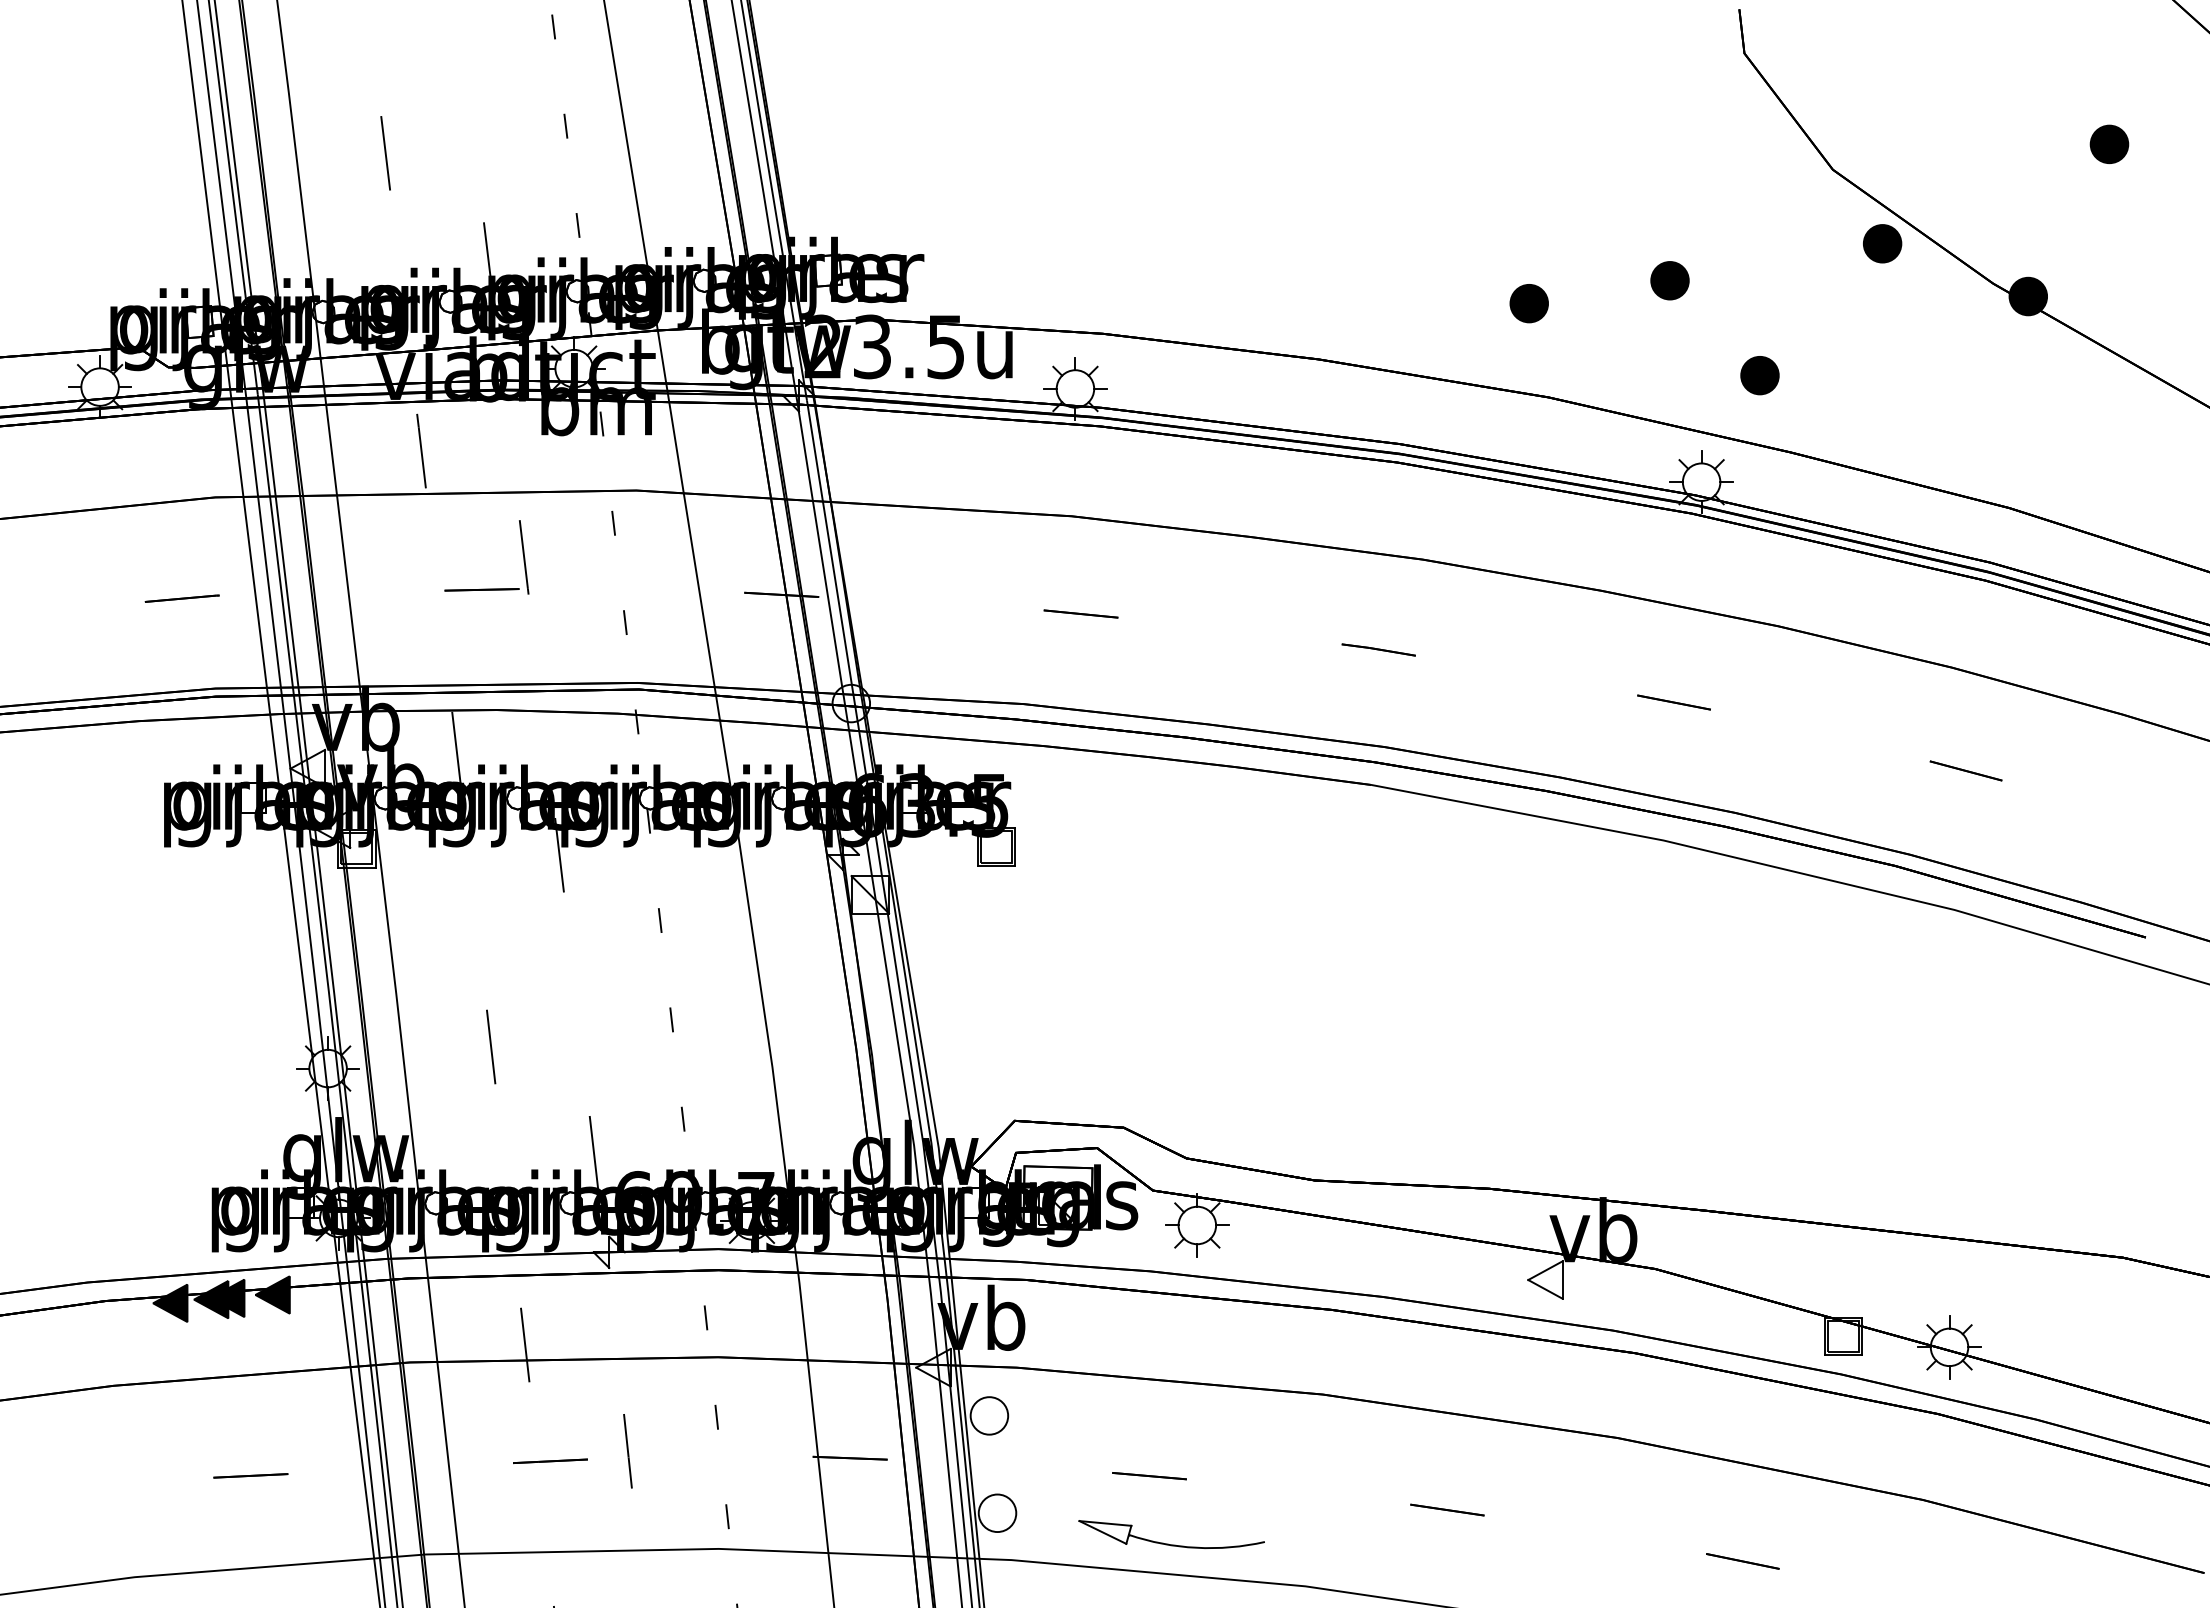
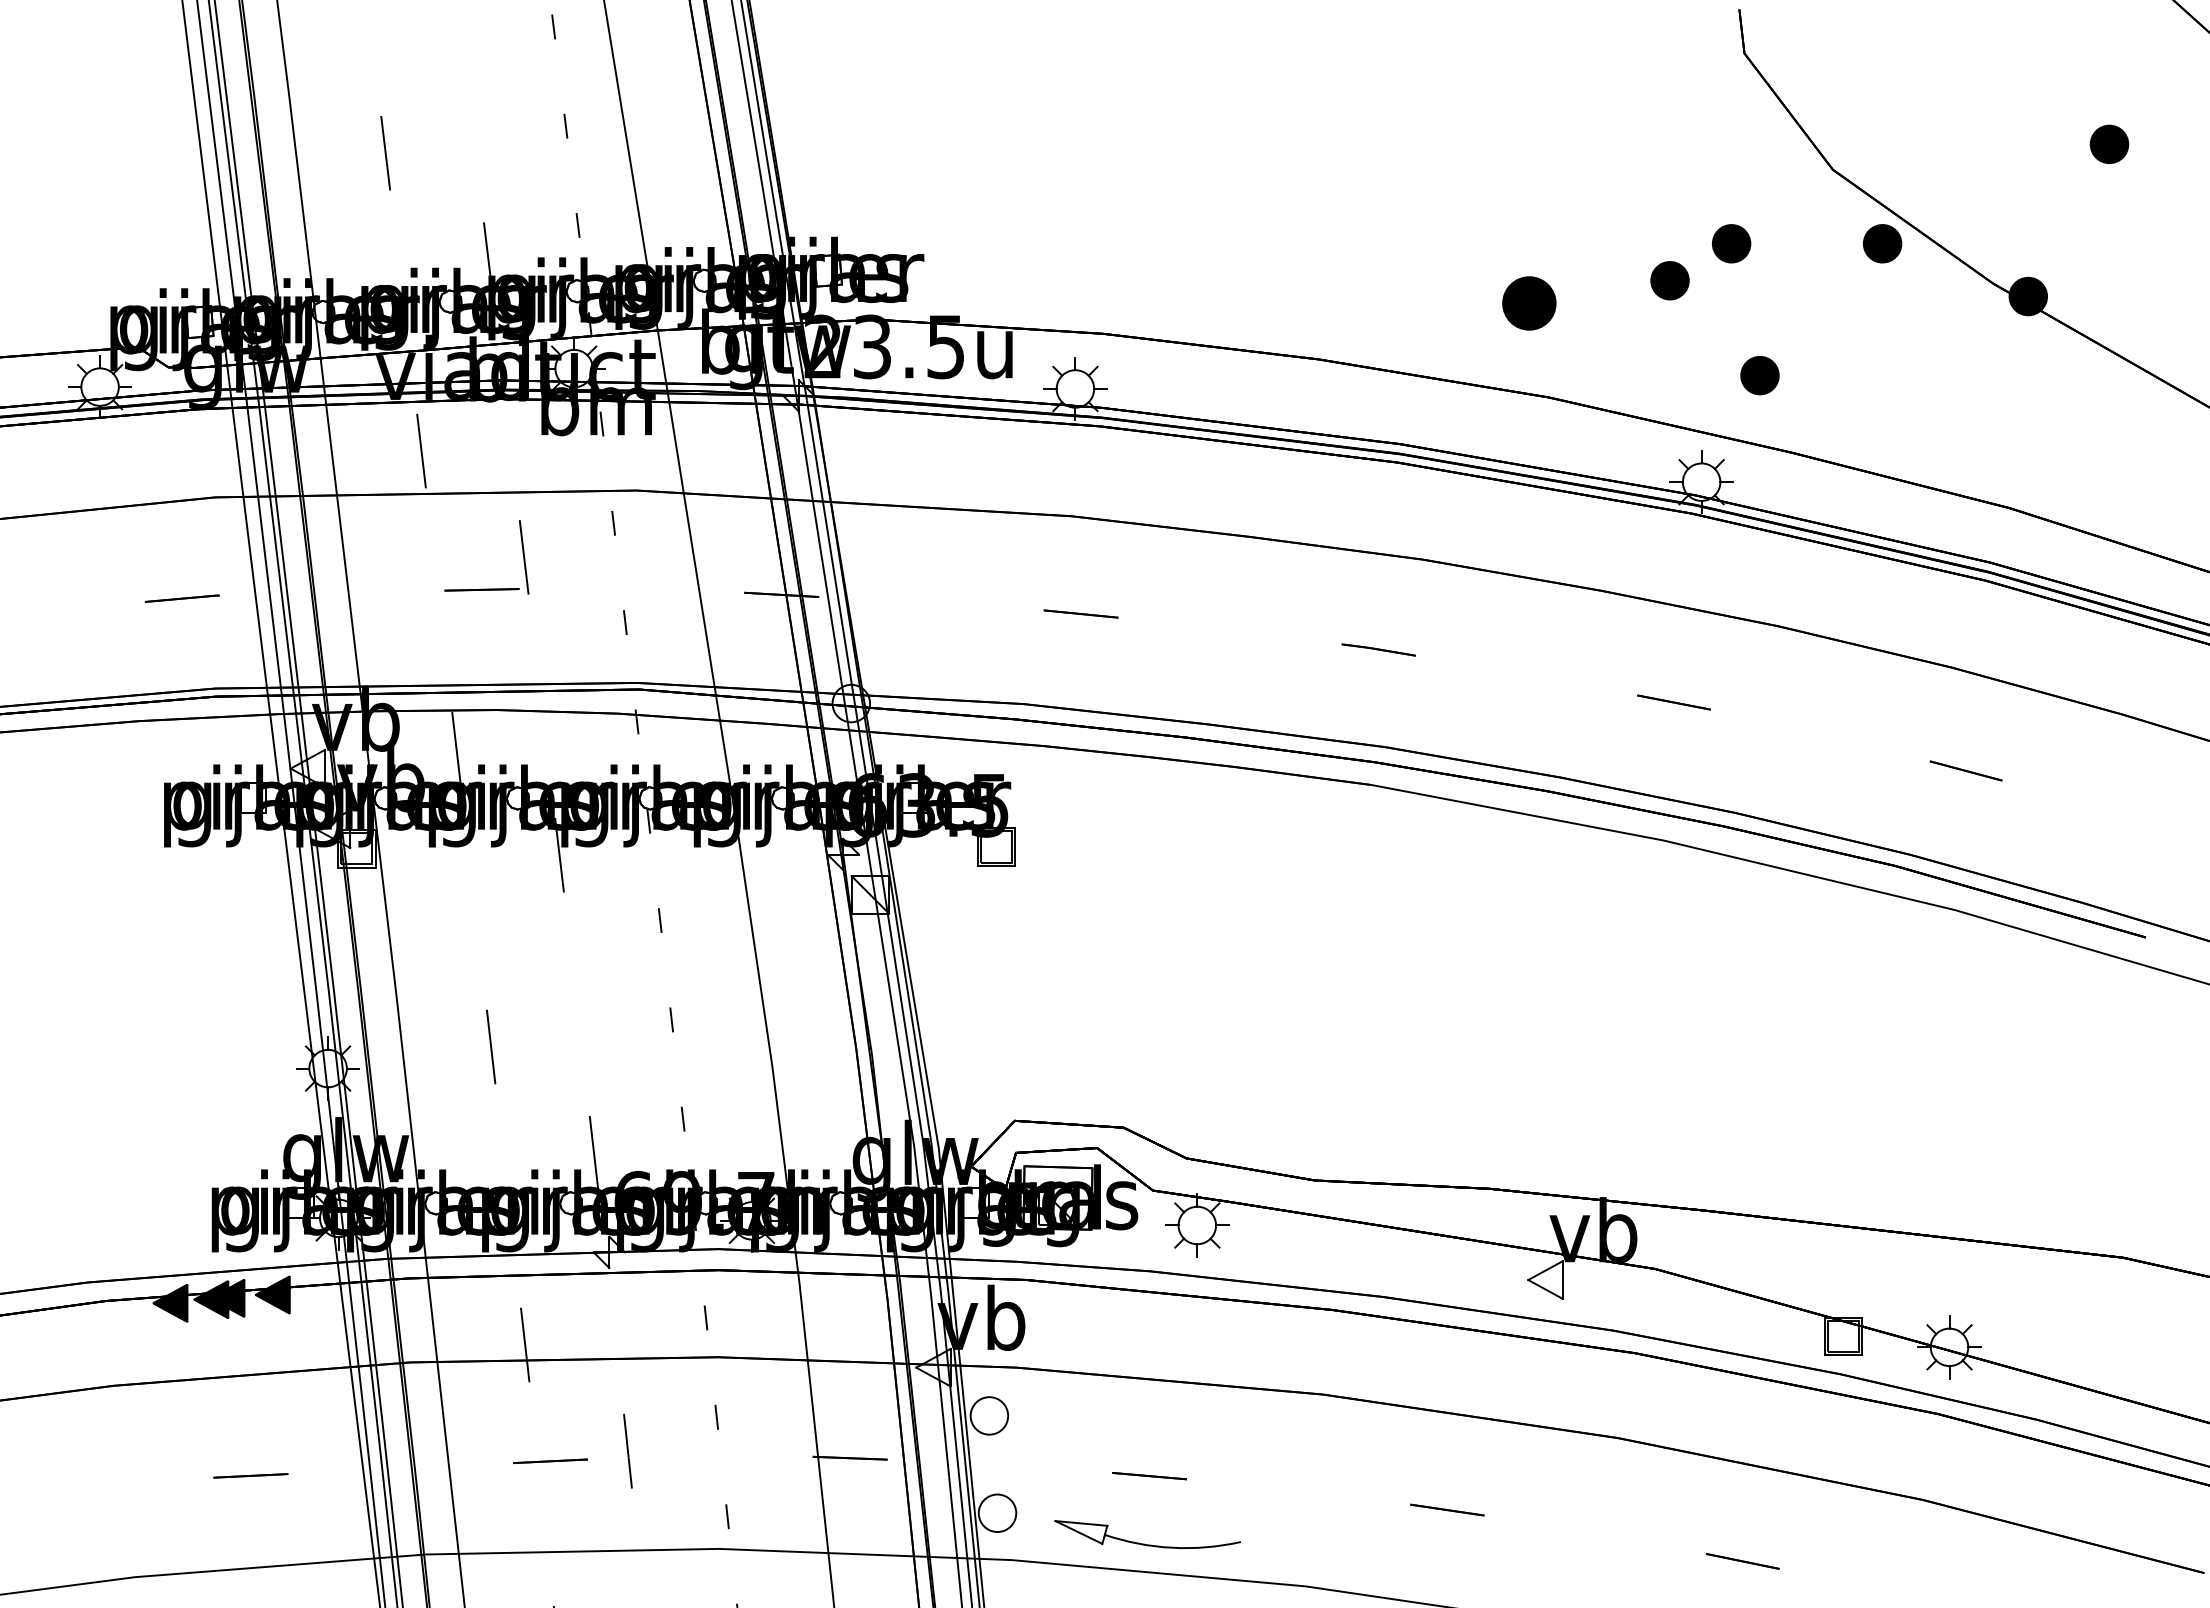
part: none -> present (1731, 243)
part size: 40x40 px -> 55x55 px (1529, 303)
part position: (1168, 1543) -> (1144, 1543) (1144, 1543)
